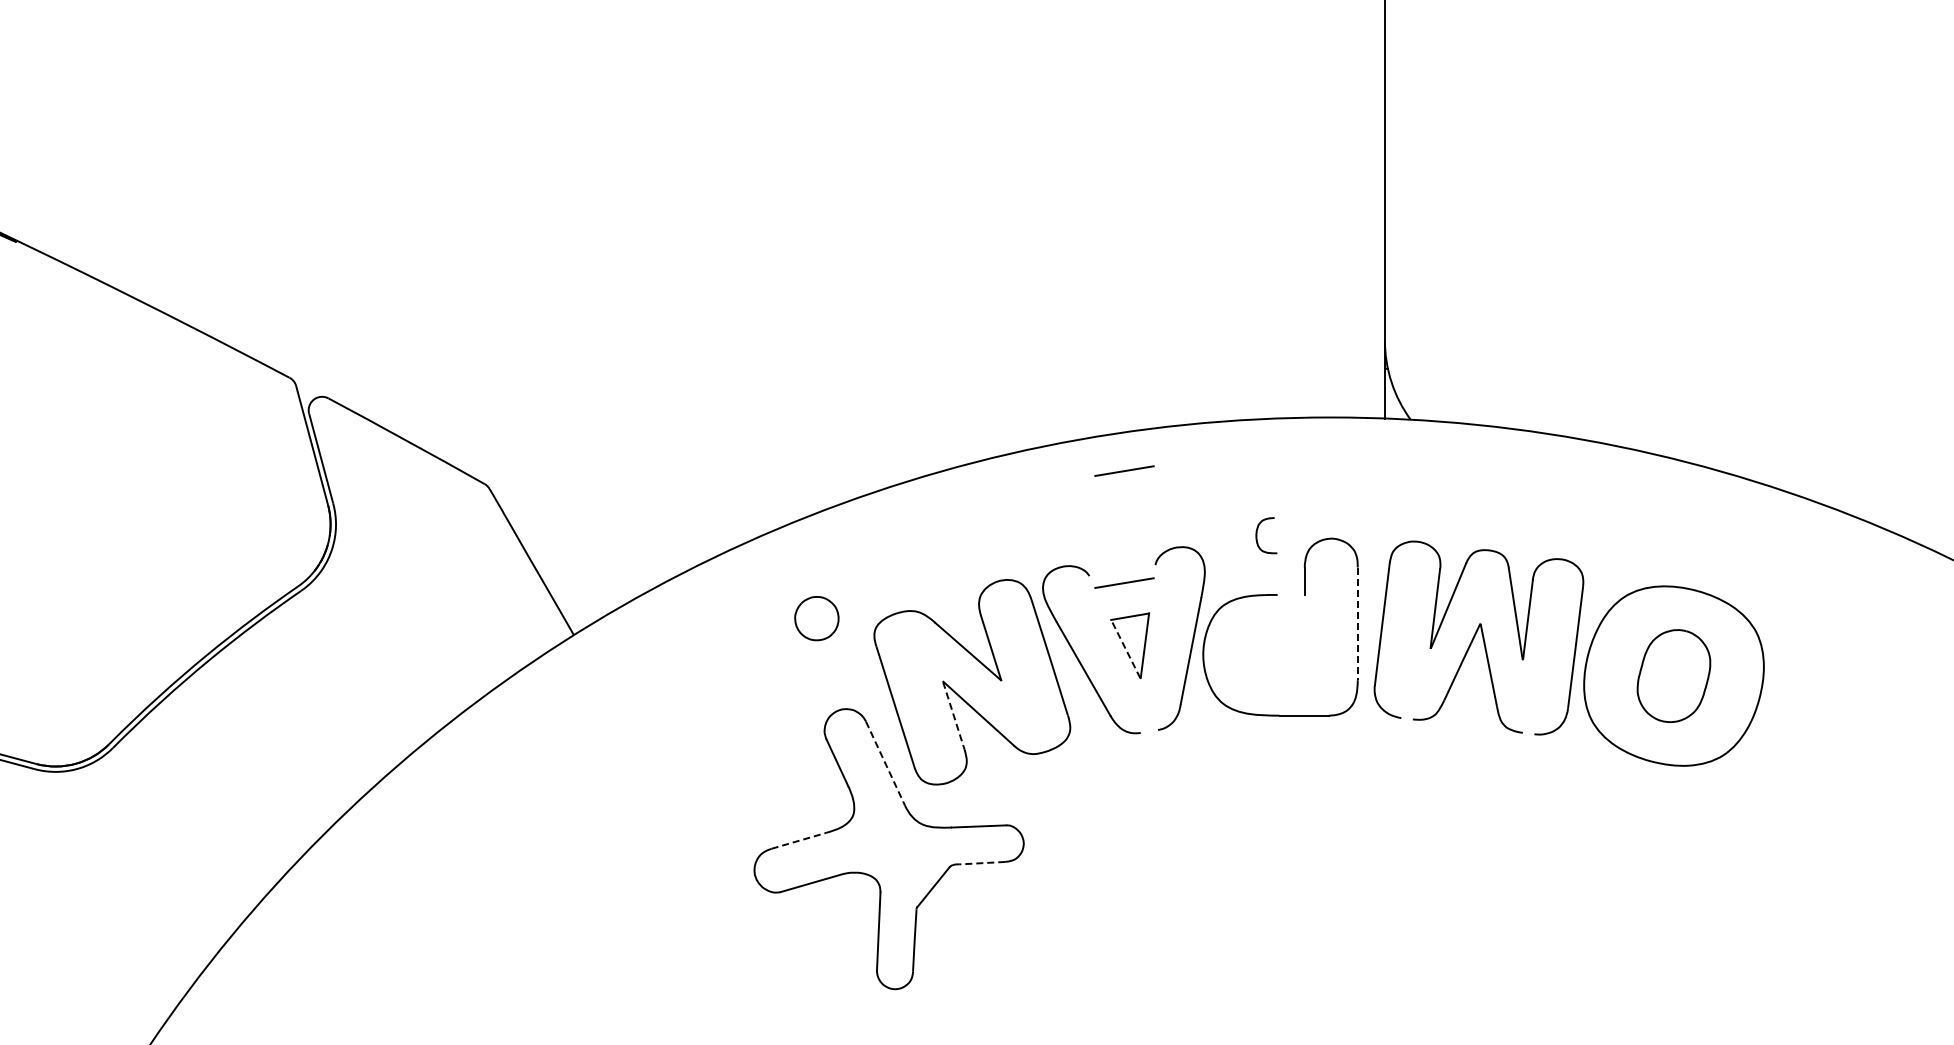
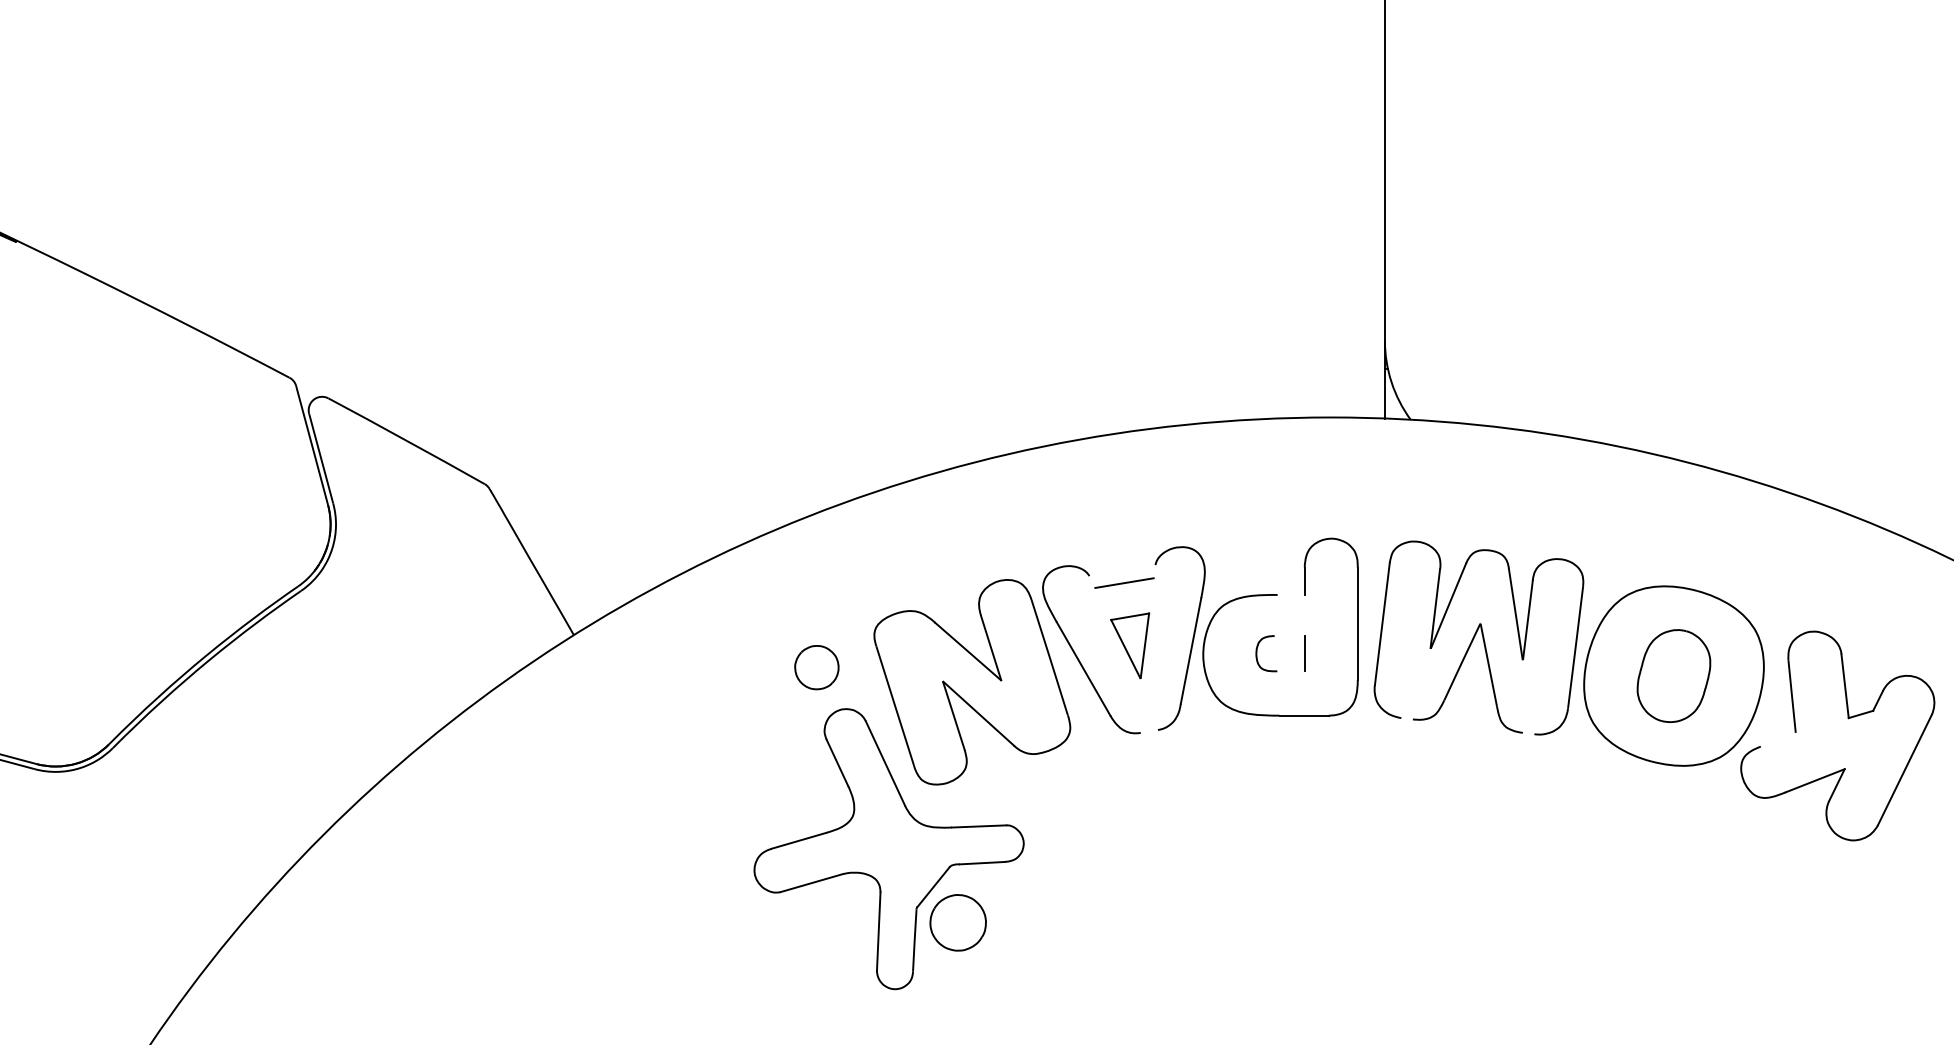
line: present -> none (1124, 470)
curve position: (1257, 535) -> (1257, 653) (1257, 653)
part position: (816, 618) -> (816, 667) (816, 667)
line: dashed -> solid (1357, 624)
line: dashed -> solid (1125, 648)
line: none -> present (1304, 653)
line: dashed -> solid (953, 715)
part: none -> present (1848, 719)
line: dashed -> solid (885, 763)
line: dashed -> solid (799, 840)
line: dashed -> solid (982, 863)
part: none -> present (957, 922)
